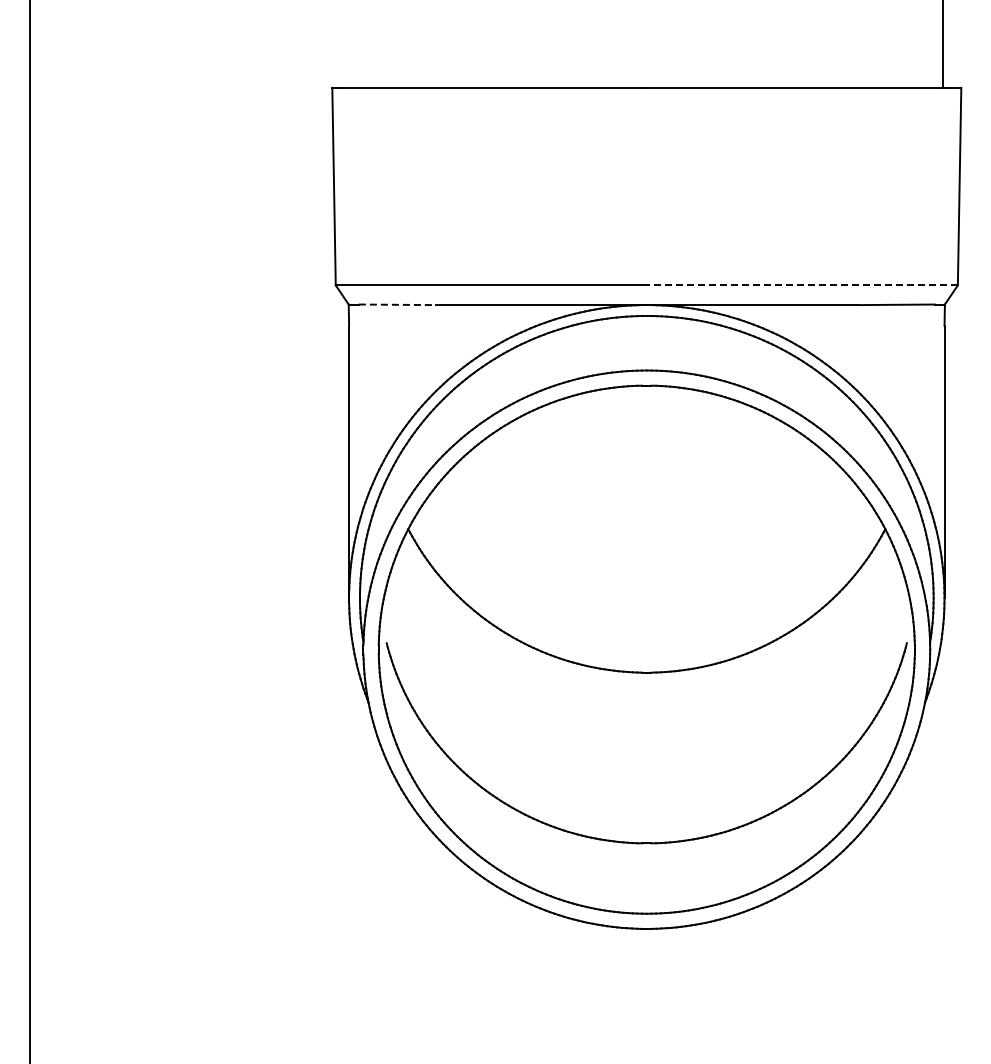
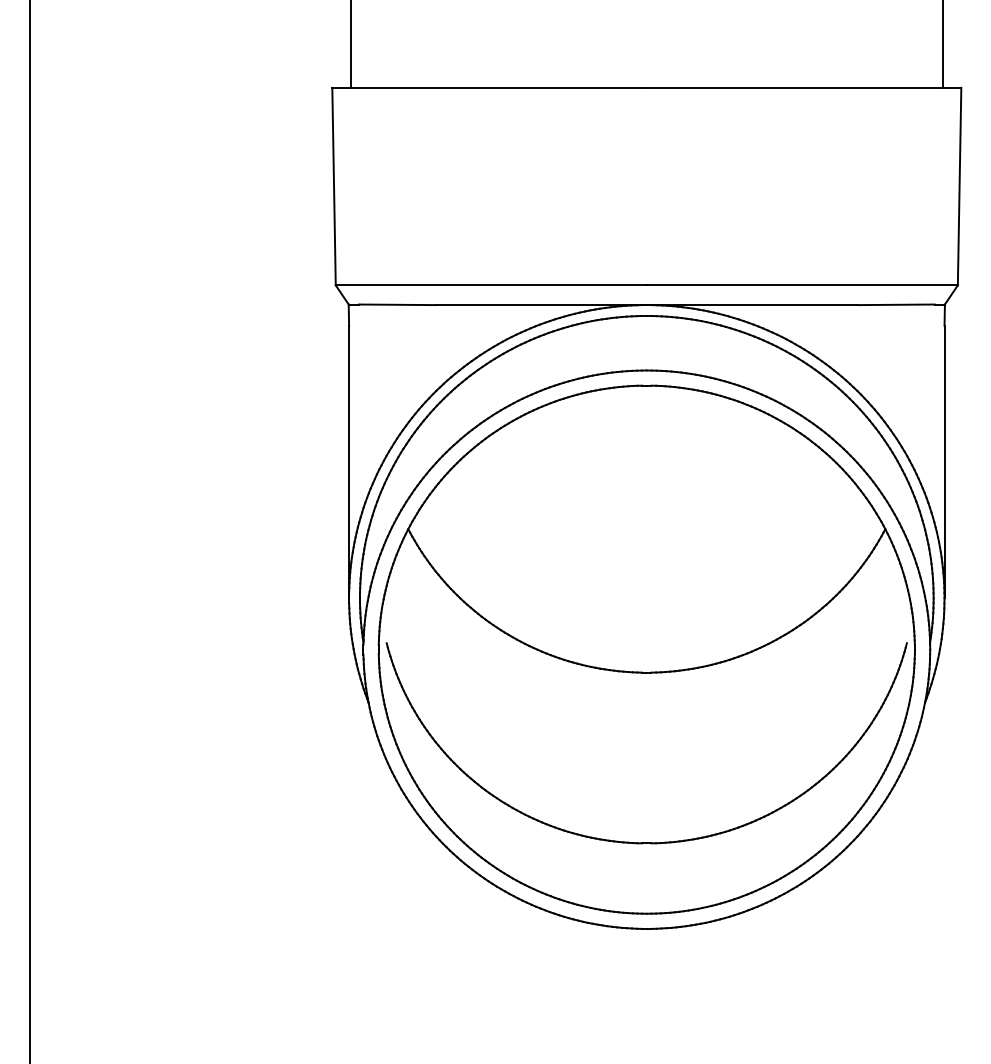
line: none -> present (350, 44)
line: dashed -> solid (802, 285)
line: dashed -> solid (397, 304)
